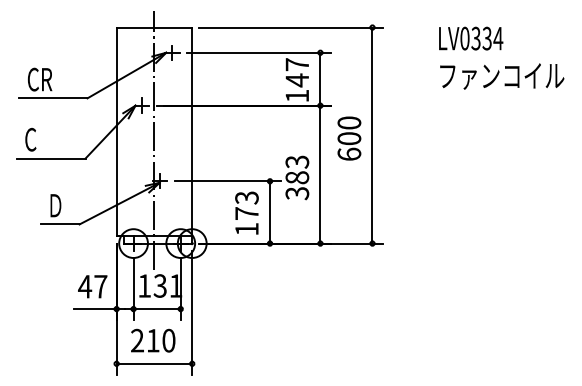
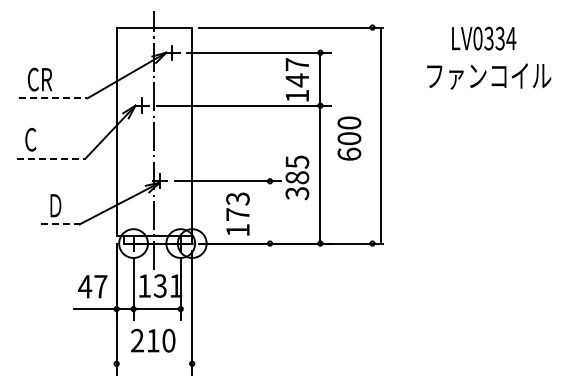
text position: (471, 38) -> (484, 38) (484, 38)
text position: (502, 76) -> (489, 76) (489, 76)
line: solid -> dashed (53, 98)
line position: (372, 135) -> (381, 135) (381, 135)
line: solid -> dashed (52, 158)
text: 383 -> 385 (296, 161)
text position: (246, 212) -> (237, 213) (237, 213)
line: present -> none (270, 212)
line: solid -> dashed (60, 224)
line: present -> none (154, 363)
